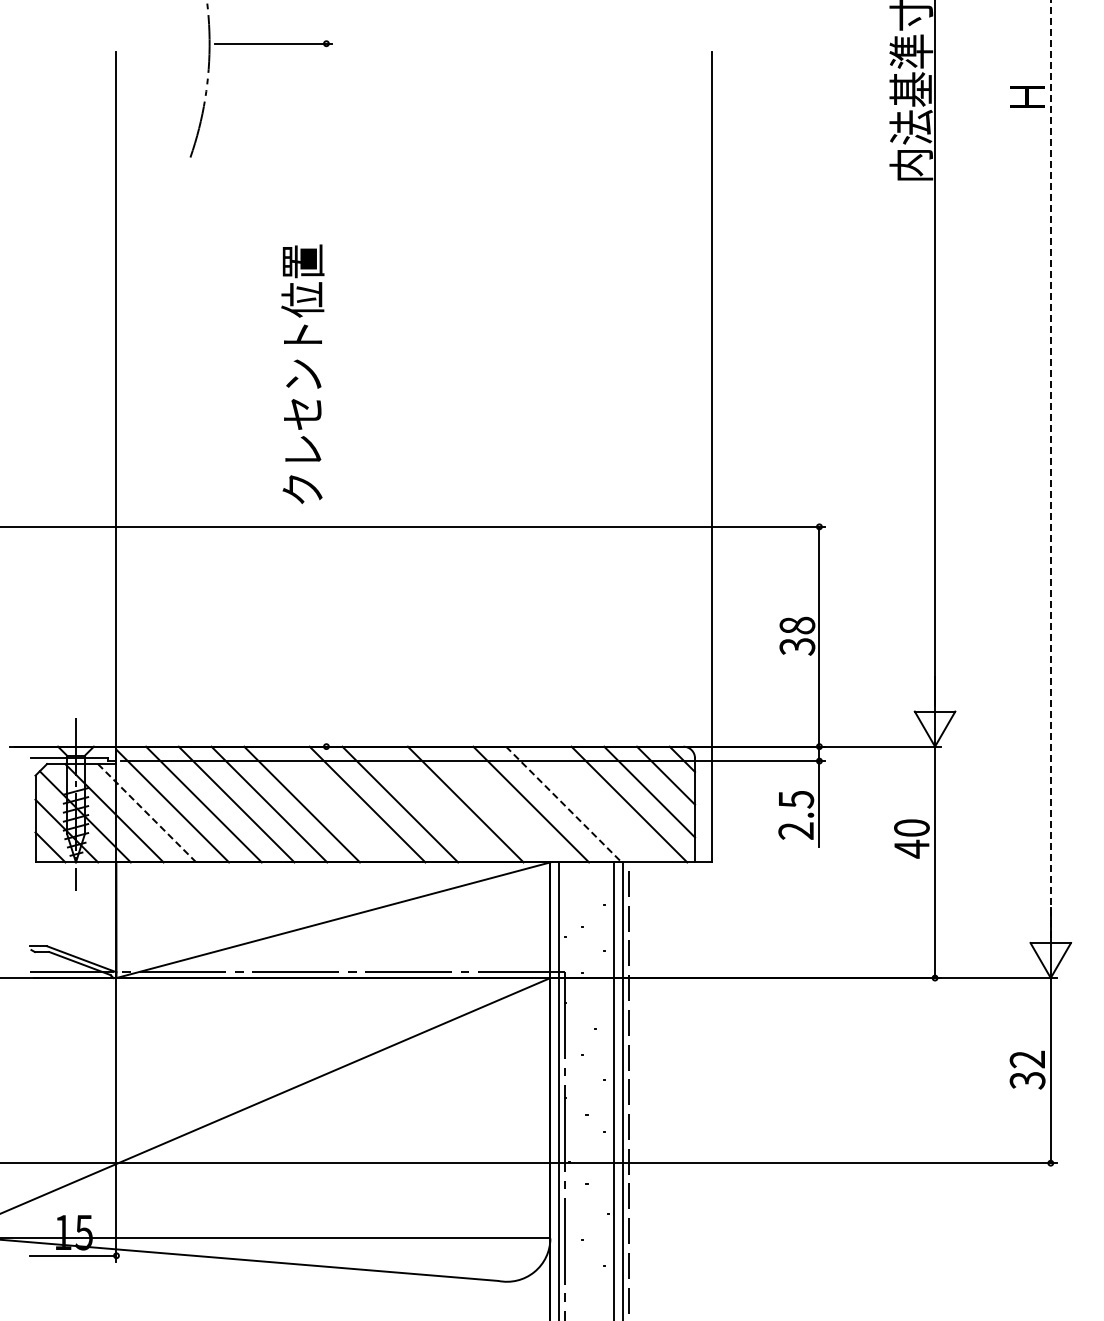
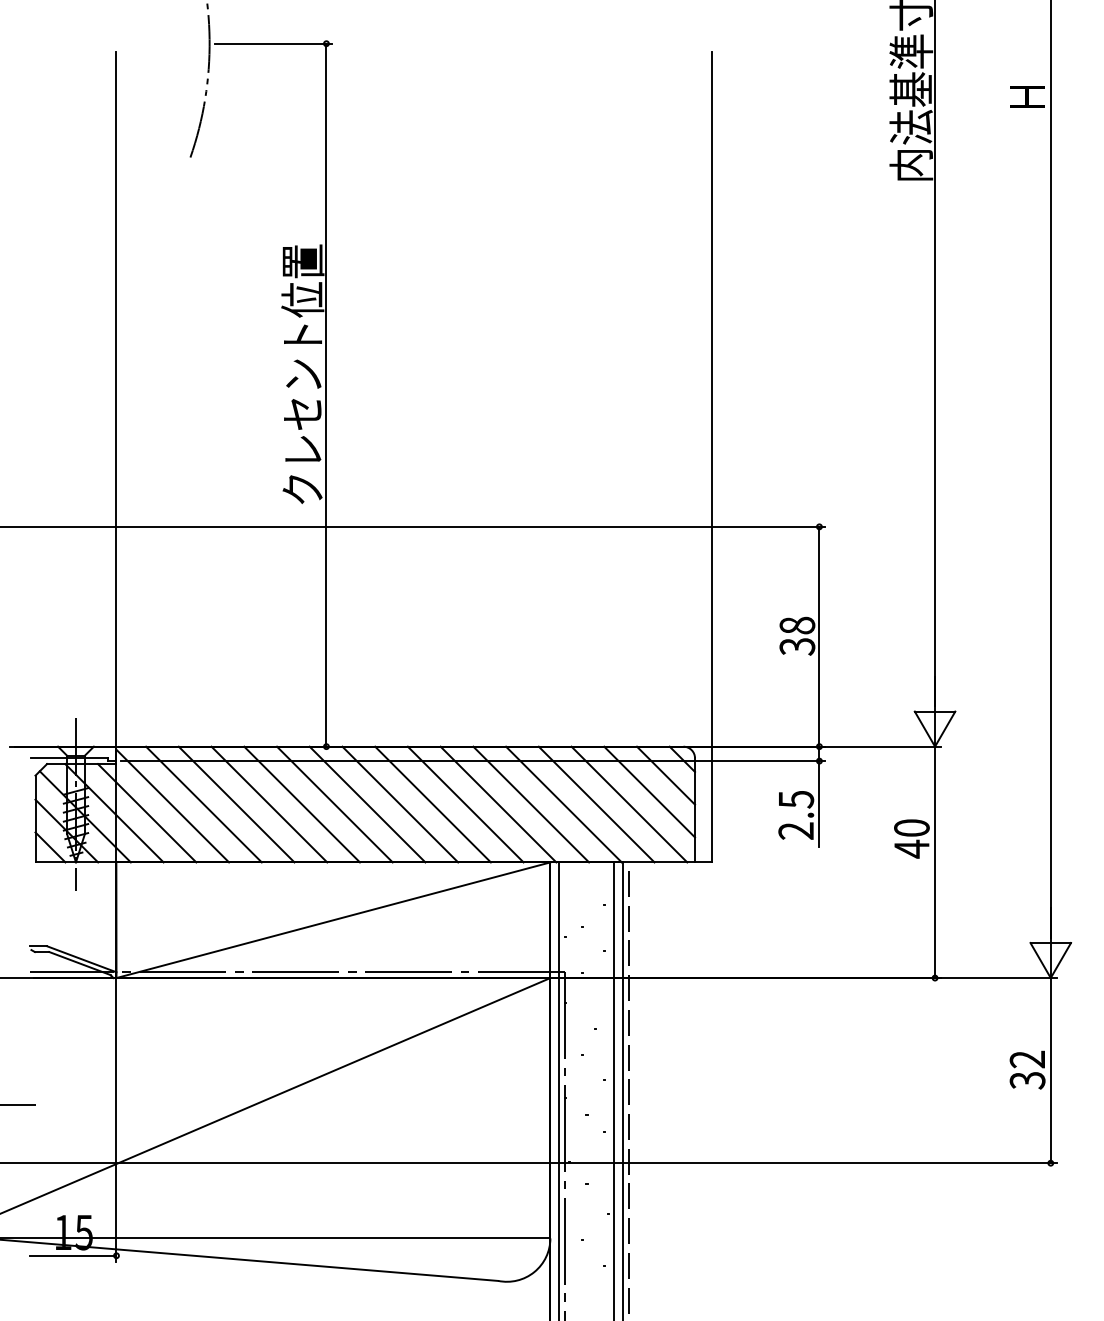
line: none -> present (326, 394)
line: dashed -> solid (1050, 469)
line: none -> present (334, 804)
line: none -> present (432, 804)
line: none -> present (498, 804)
line: dashed -> solid (563, 804)
line: none -> present (596, 804)
line: dashed -> solid (147, 813)
line: none -> present (18, 1105)
